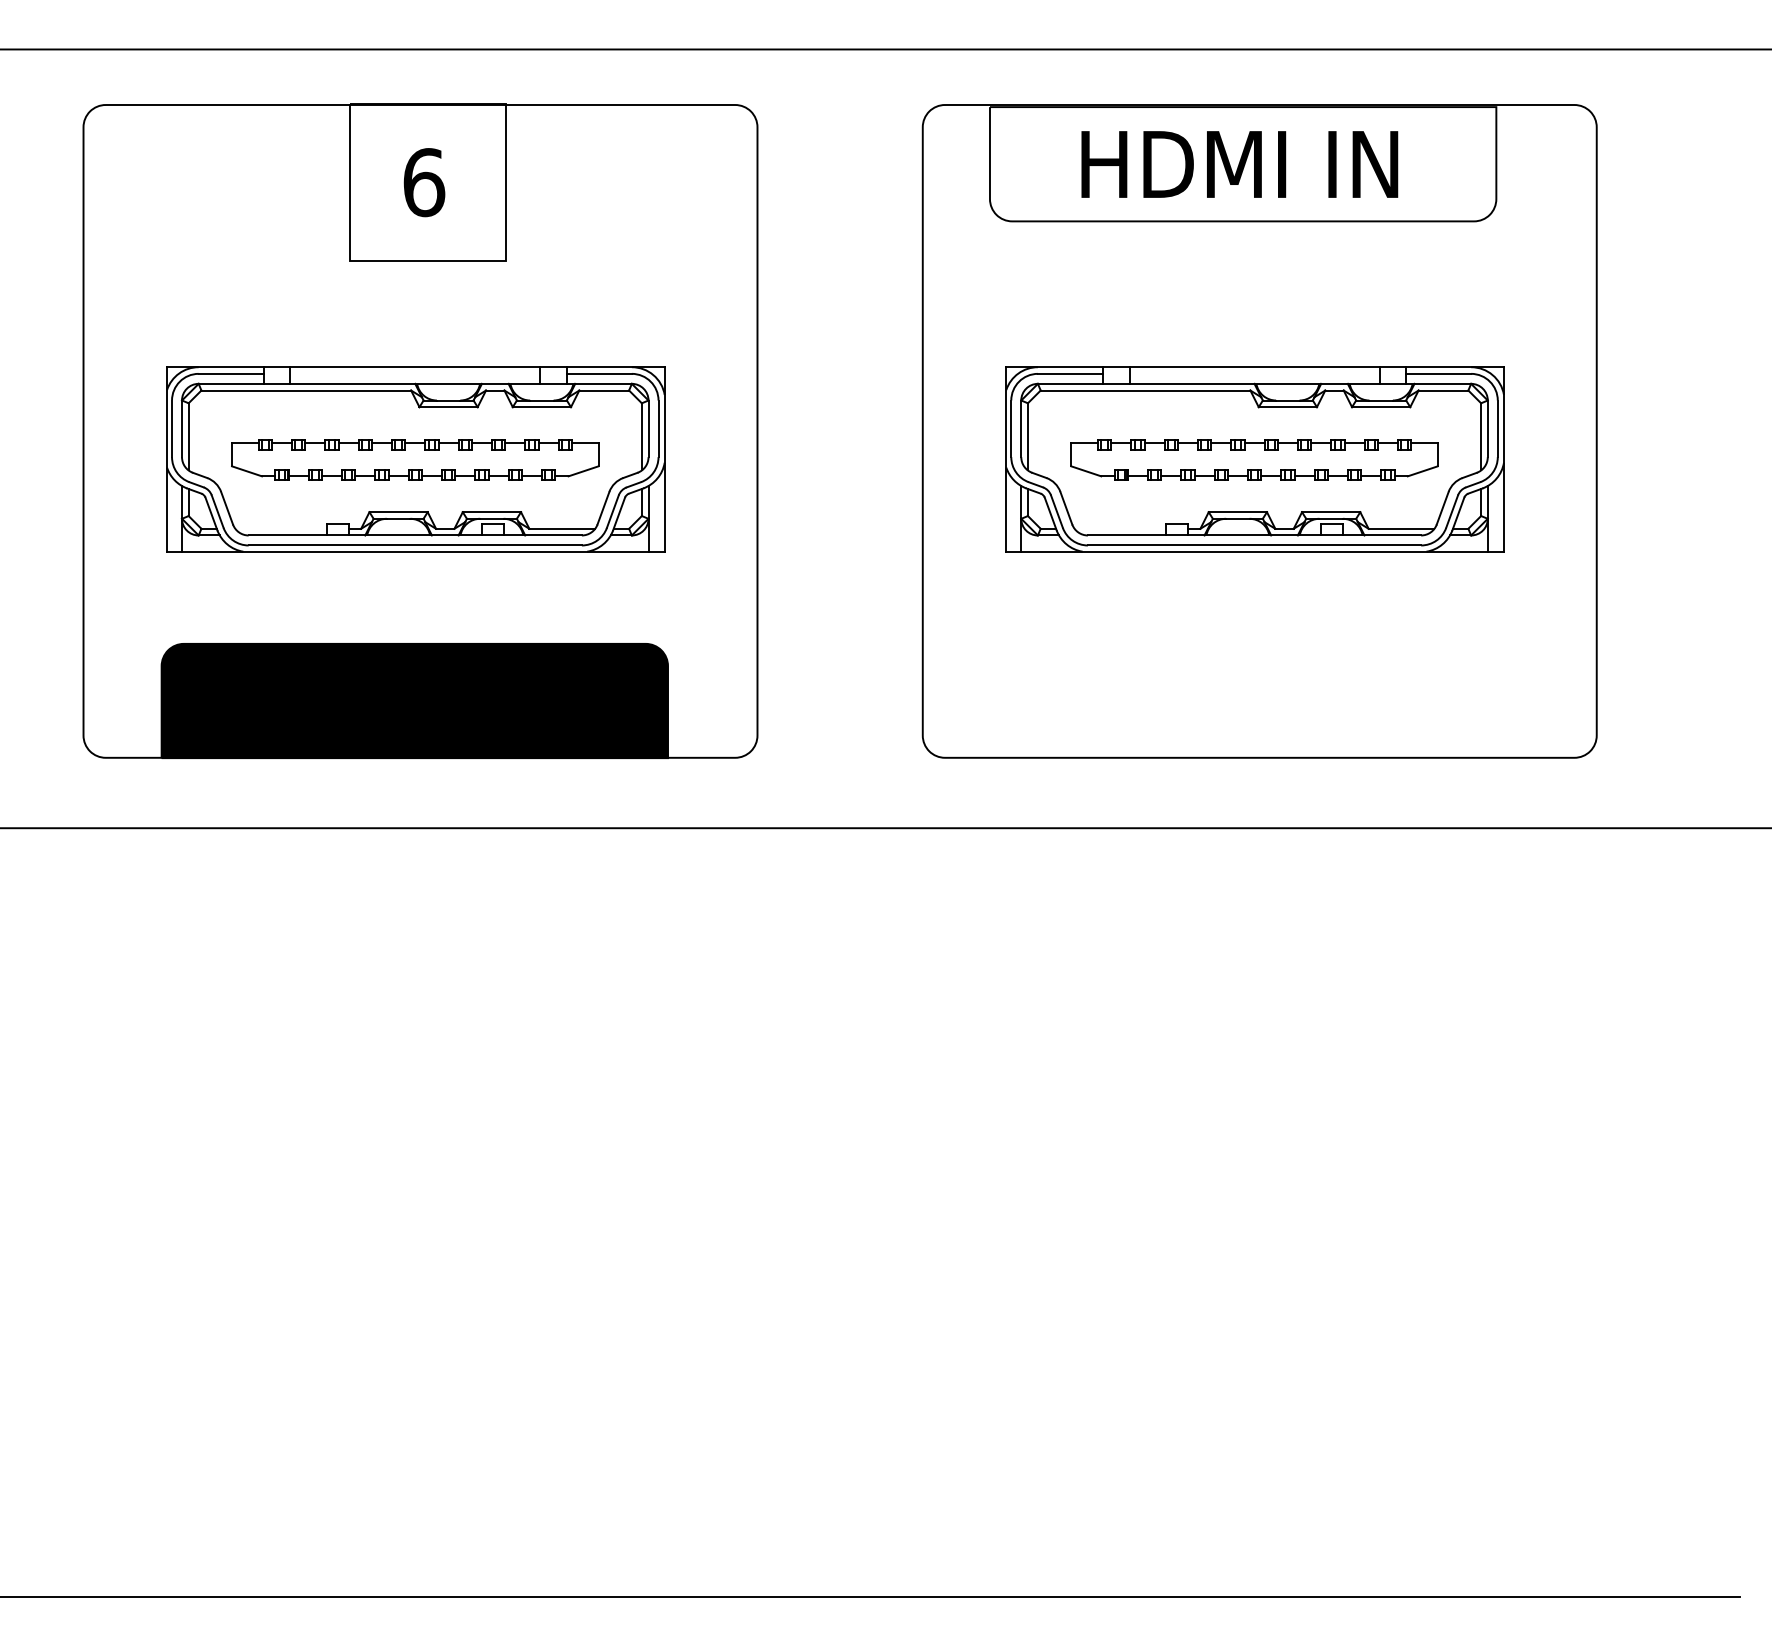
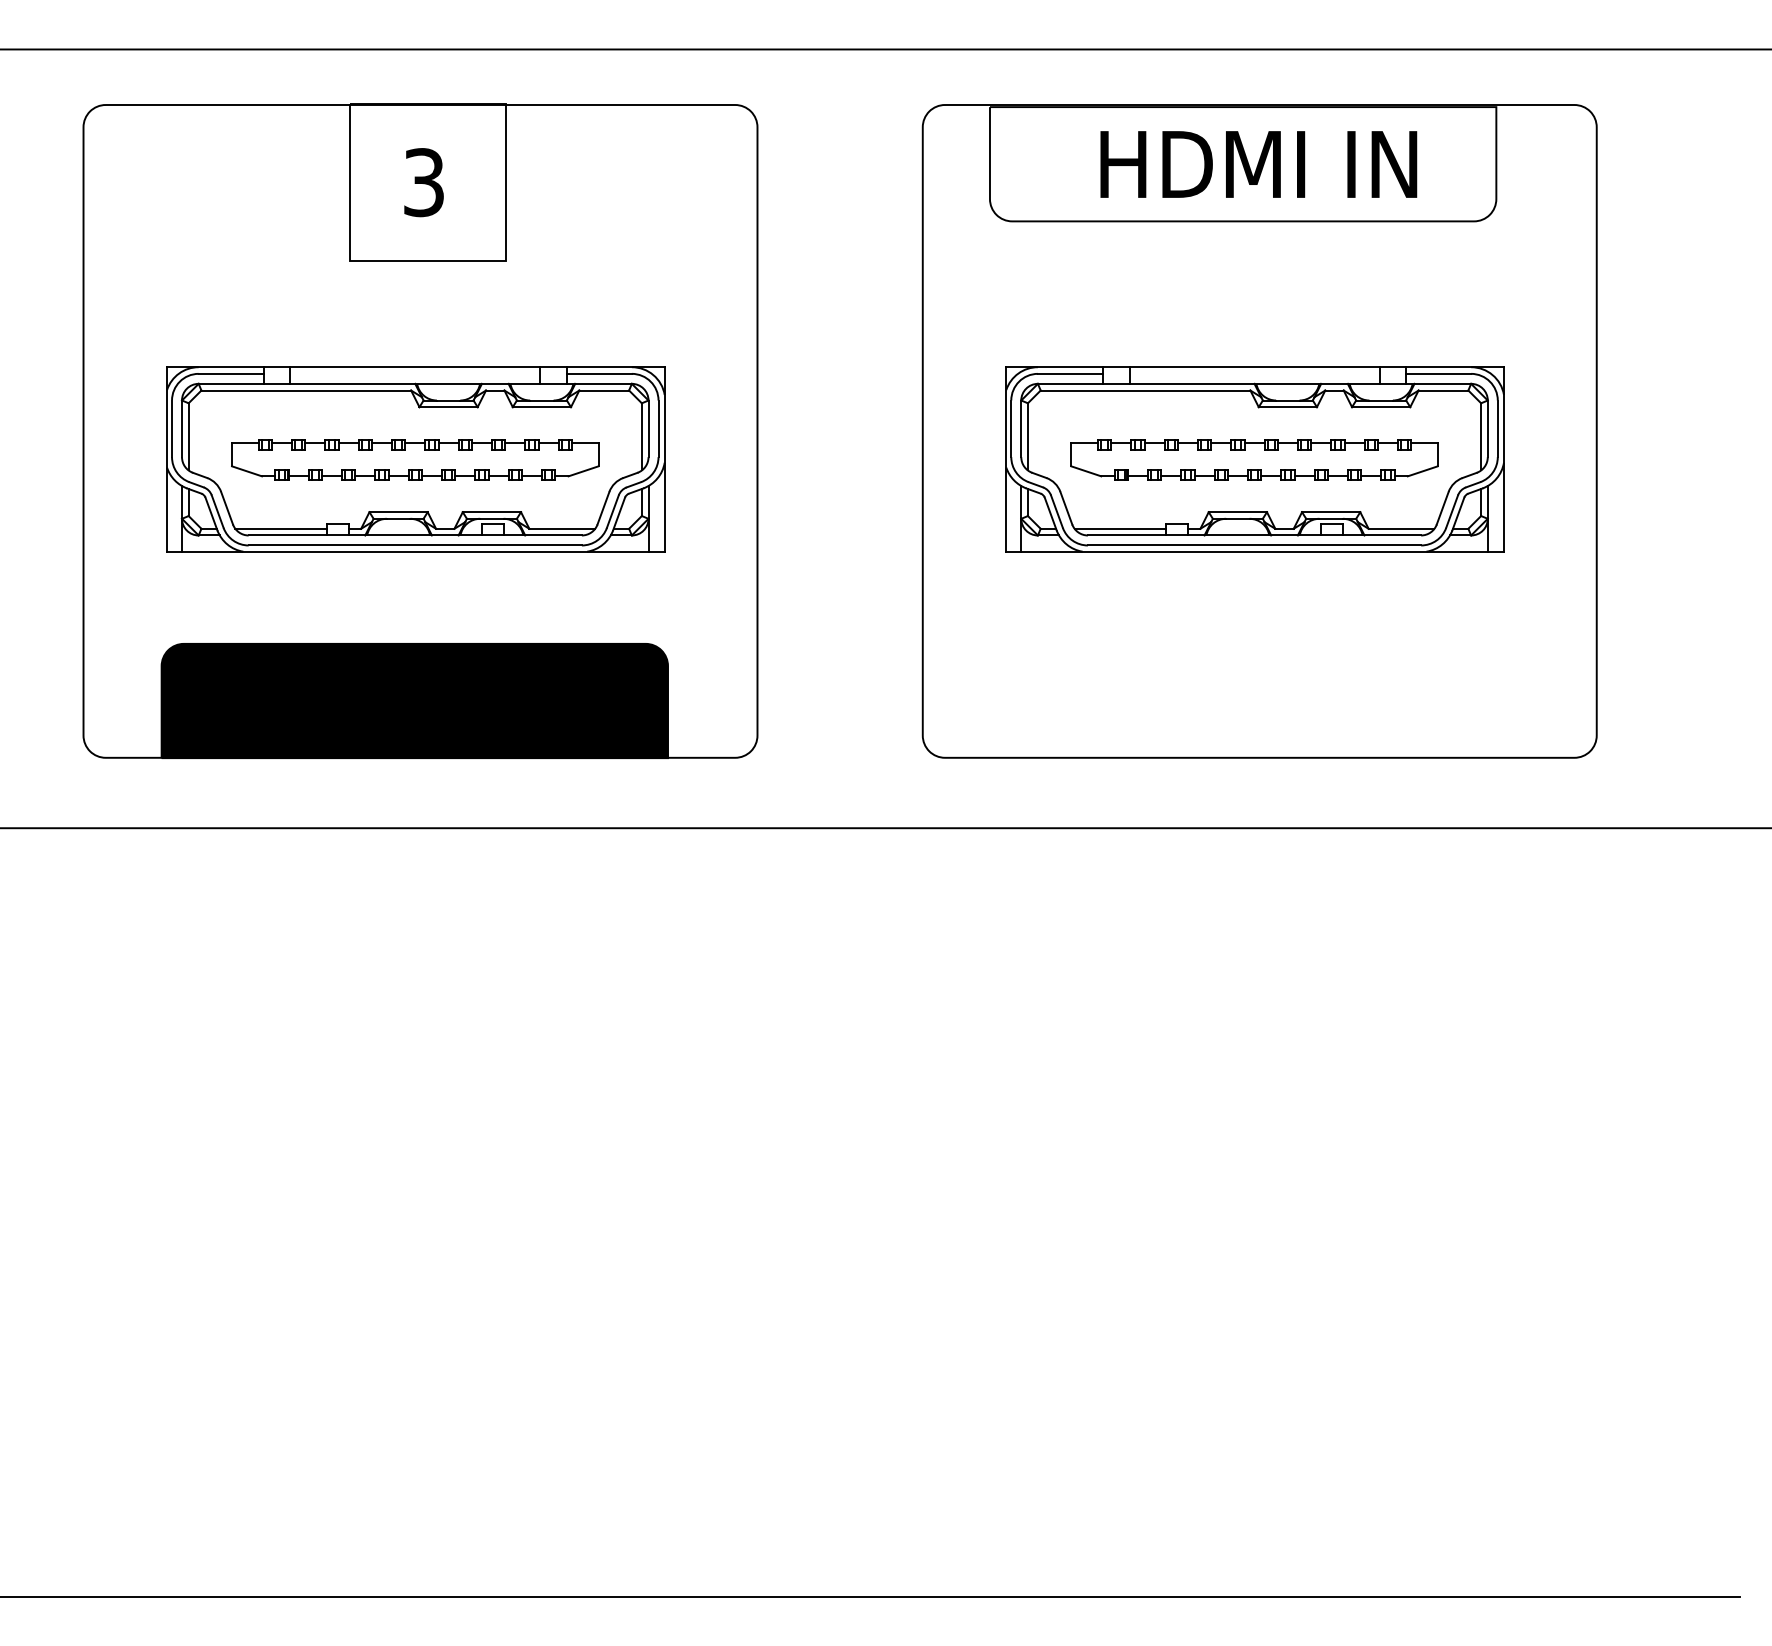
text position: (1239, 164) -> (1258, 164) (1258, 164)
text: 6 -> 3 (424, 182)
line: none -> present (280, 528)
line: none -> present (1120, 528)
